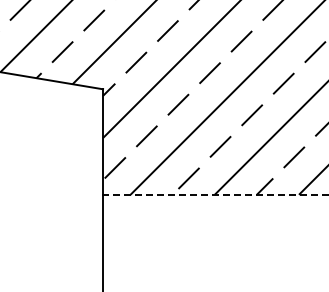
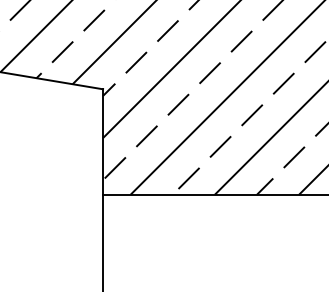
line: dashed -> solid (215, 194)
